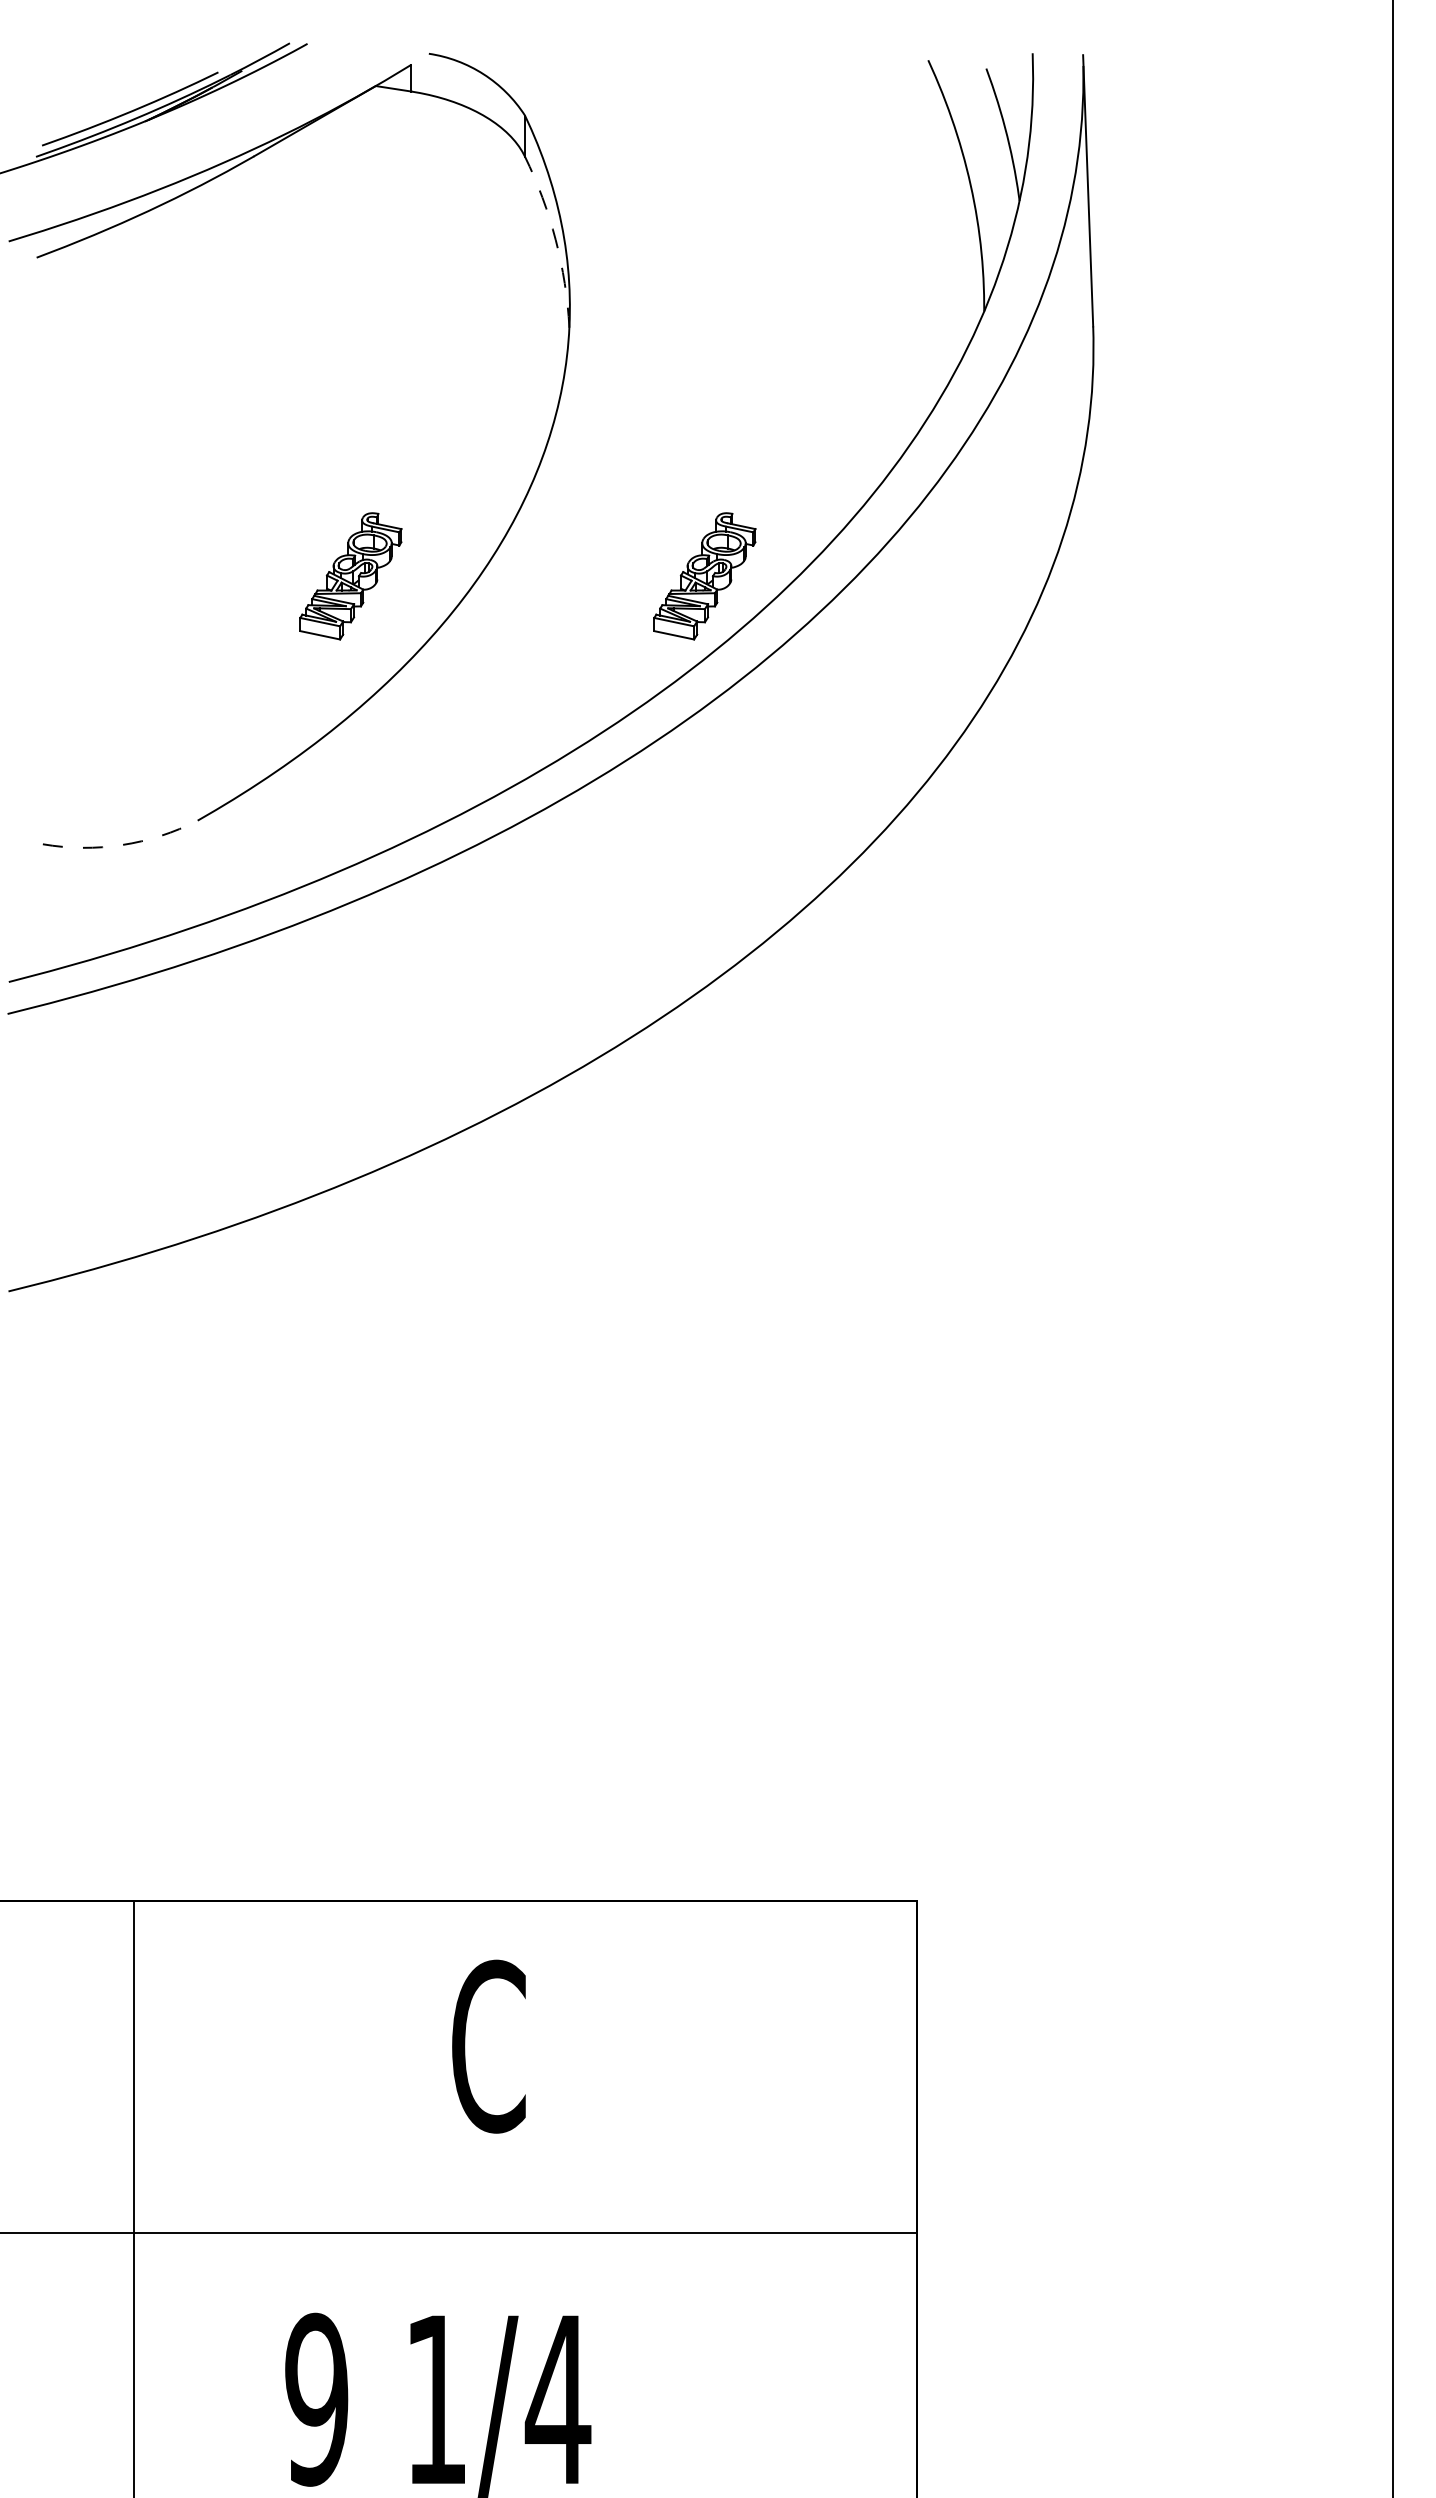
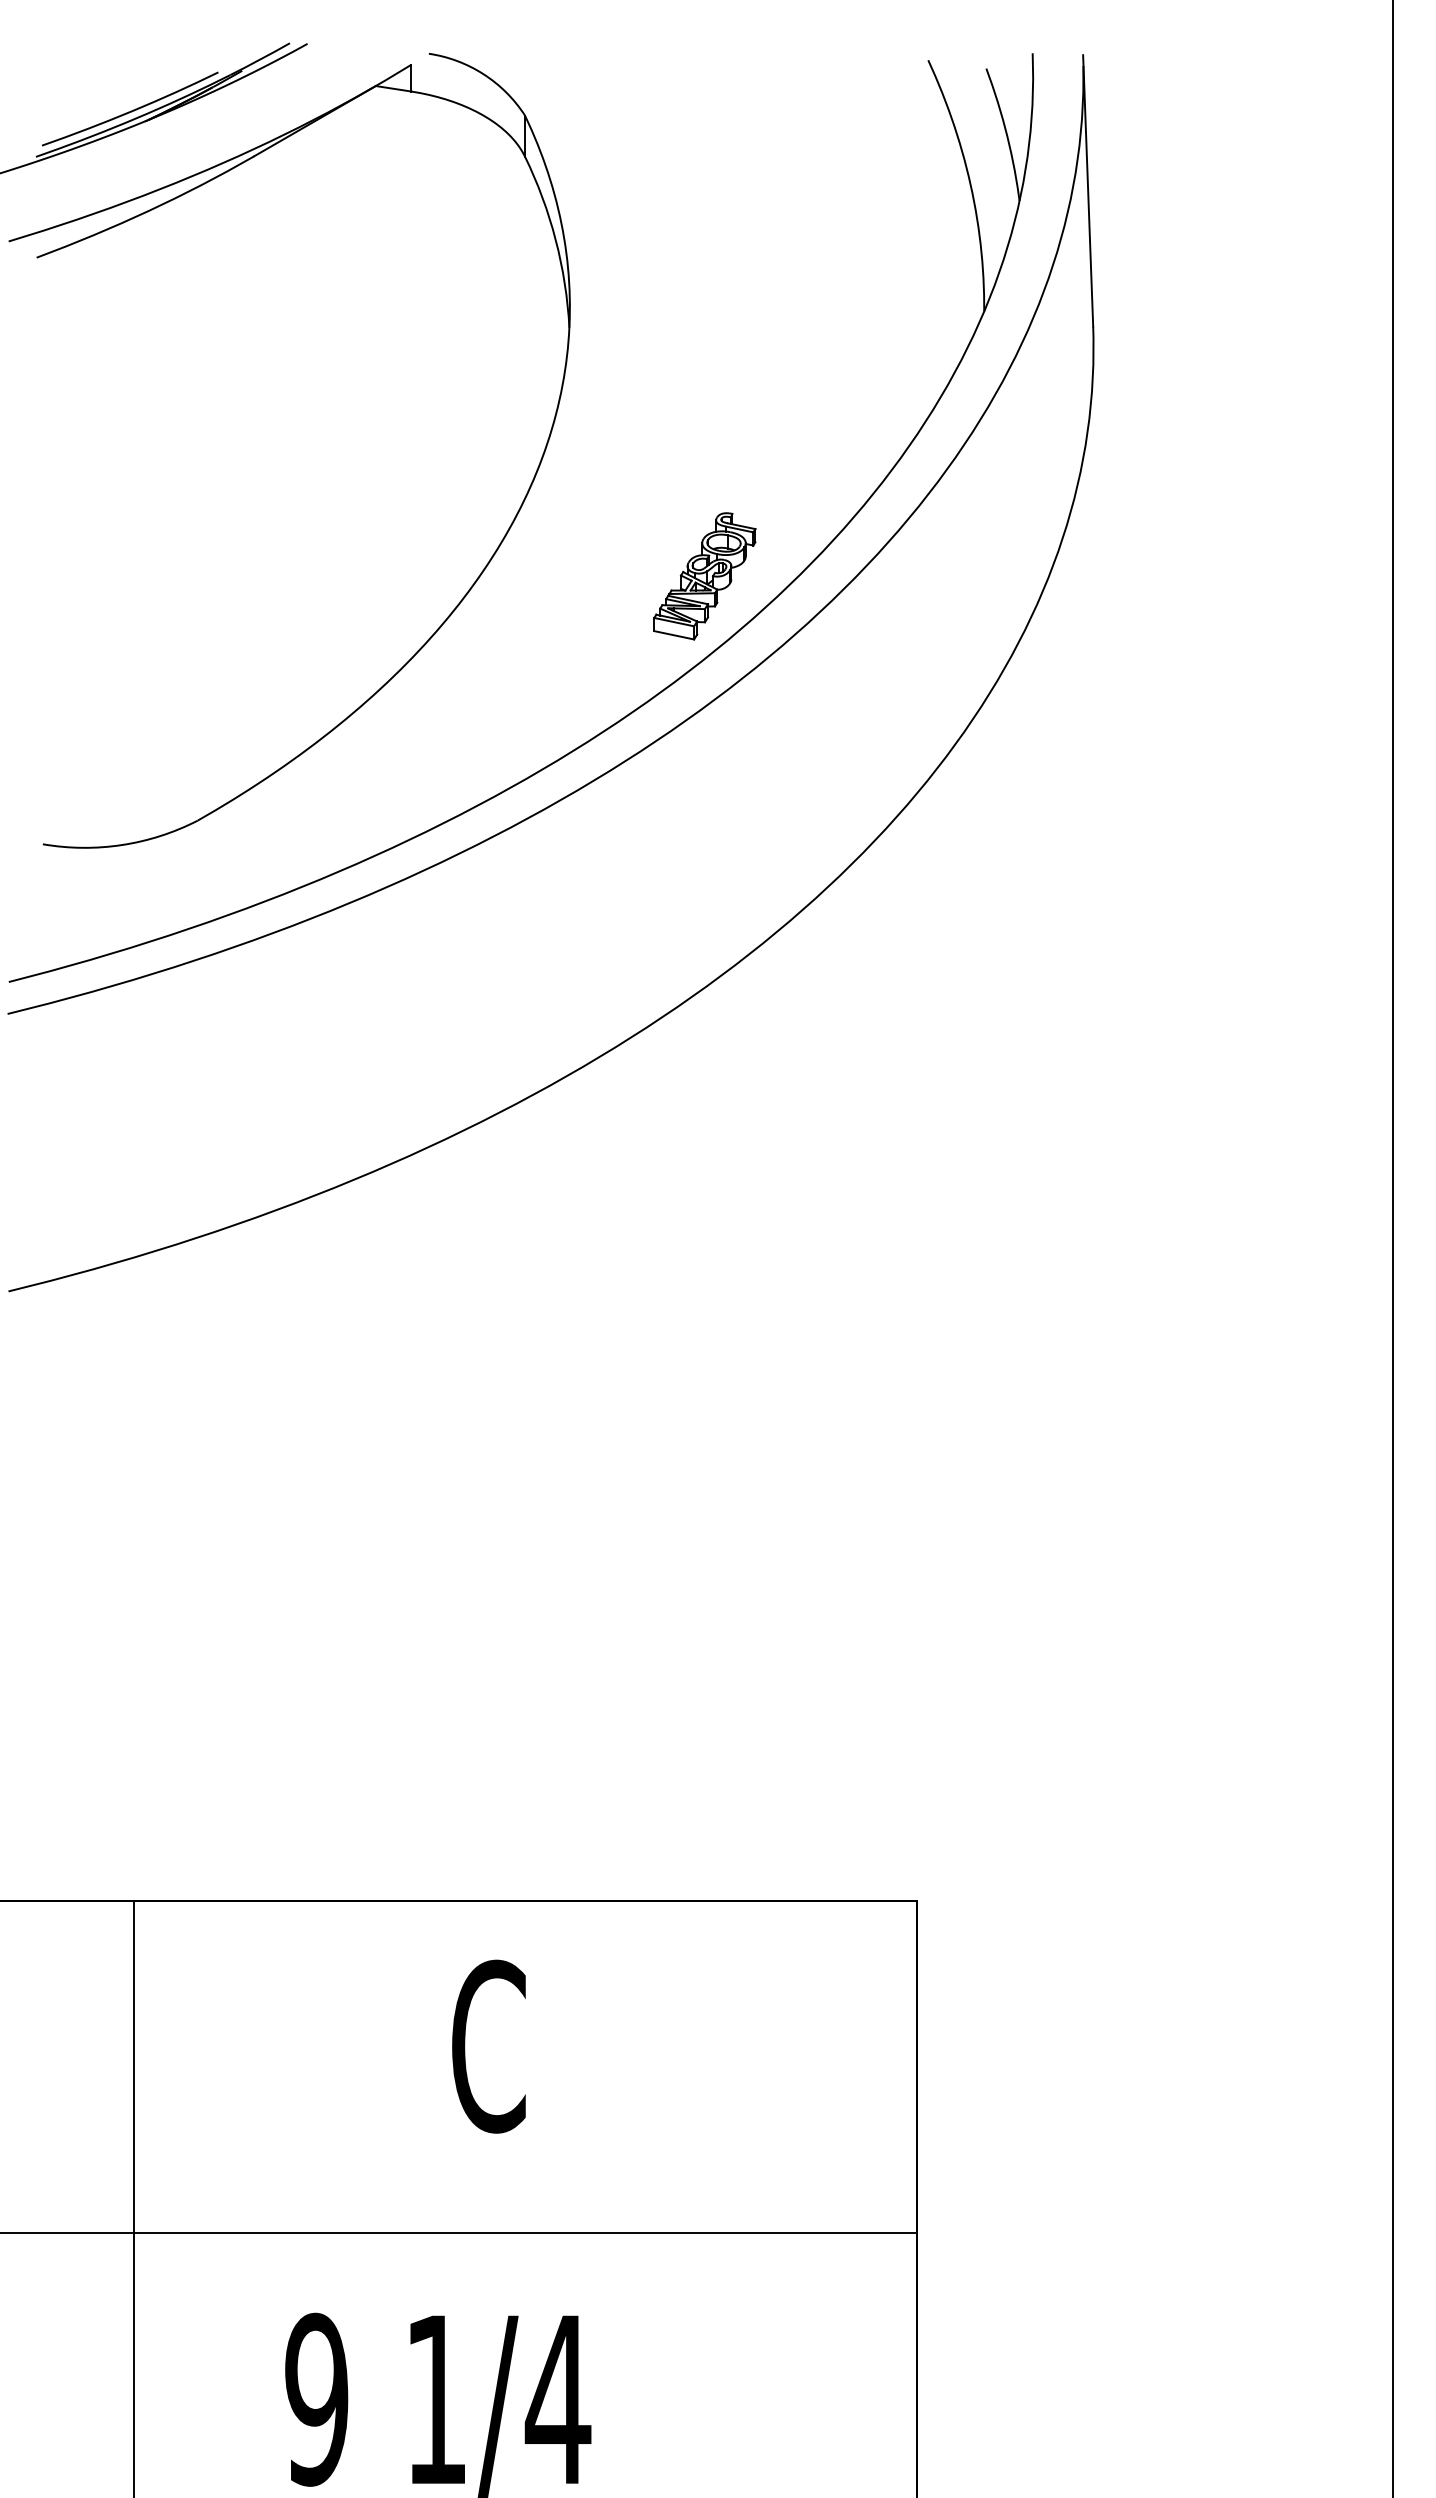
arc: dashed -> solid (555, 240)
part: present -> none (350, 576)
arc: dashed -> solid (122, 845)
